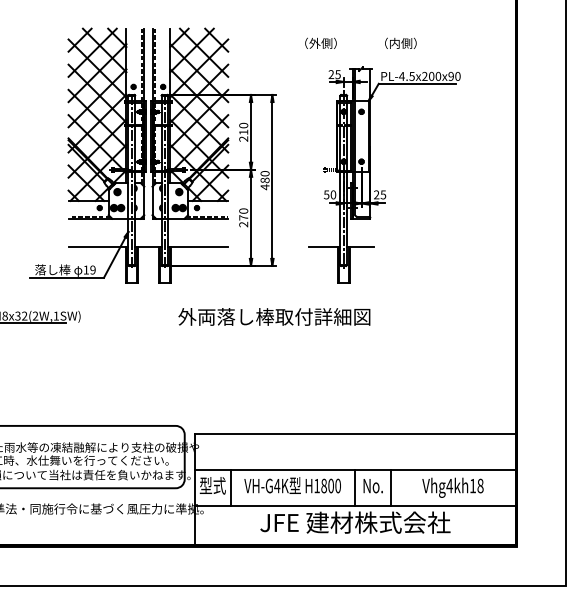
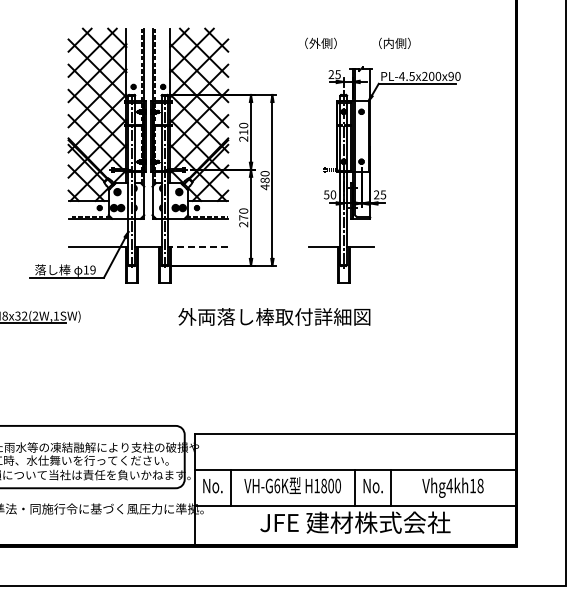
text position: (400, 42) -> (394, 42) (394, 42)
line: solid -> dashed (198, 247)
text: 型式 -> No. (212, 485)
text: VH-G4K -> VH-G6K (277, 485)
